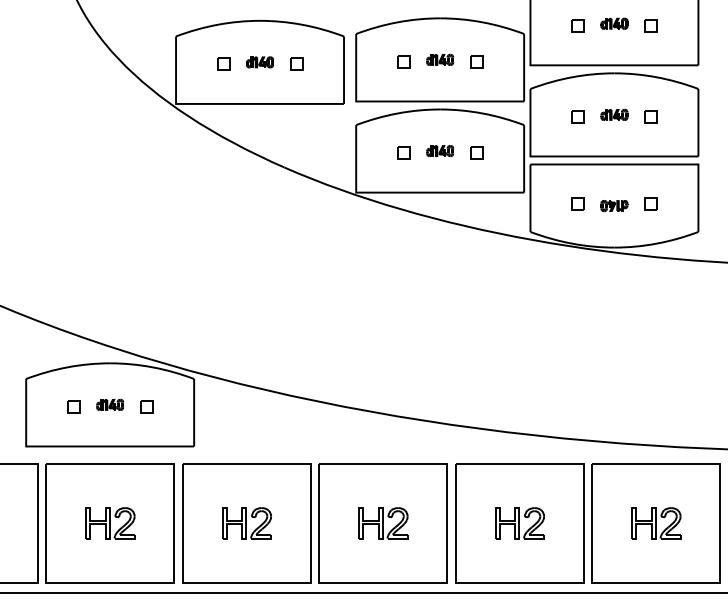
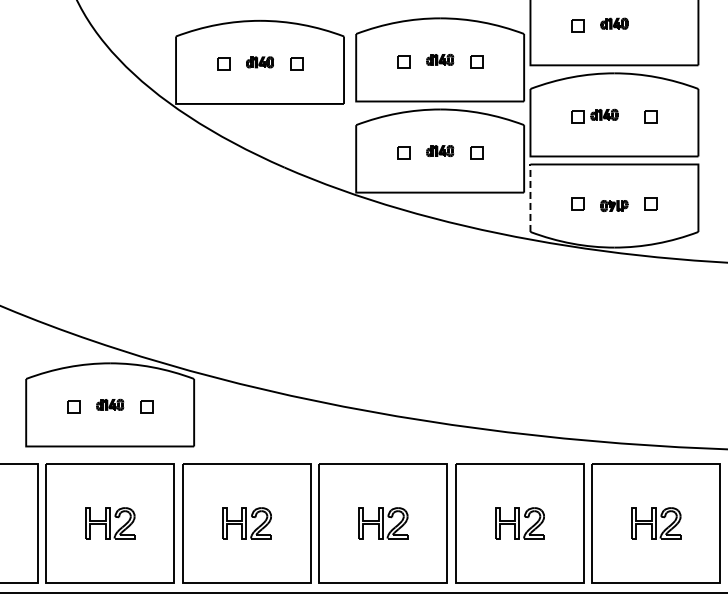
part: present -> none (650, 25)
part position: (614, 114) -> (604, 114) (604, 114)
line: solid -> dashed (530, 198)
